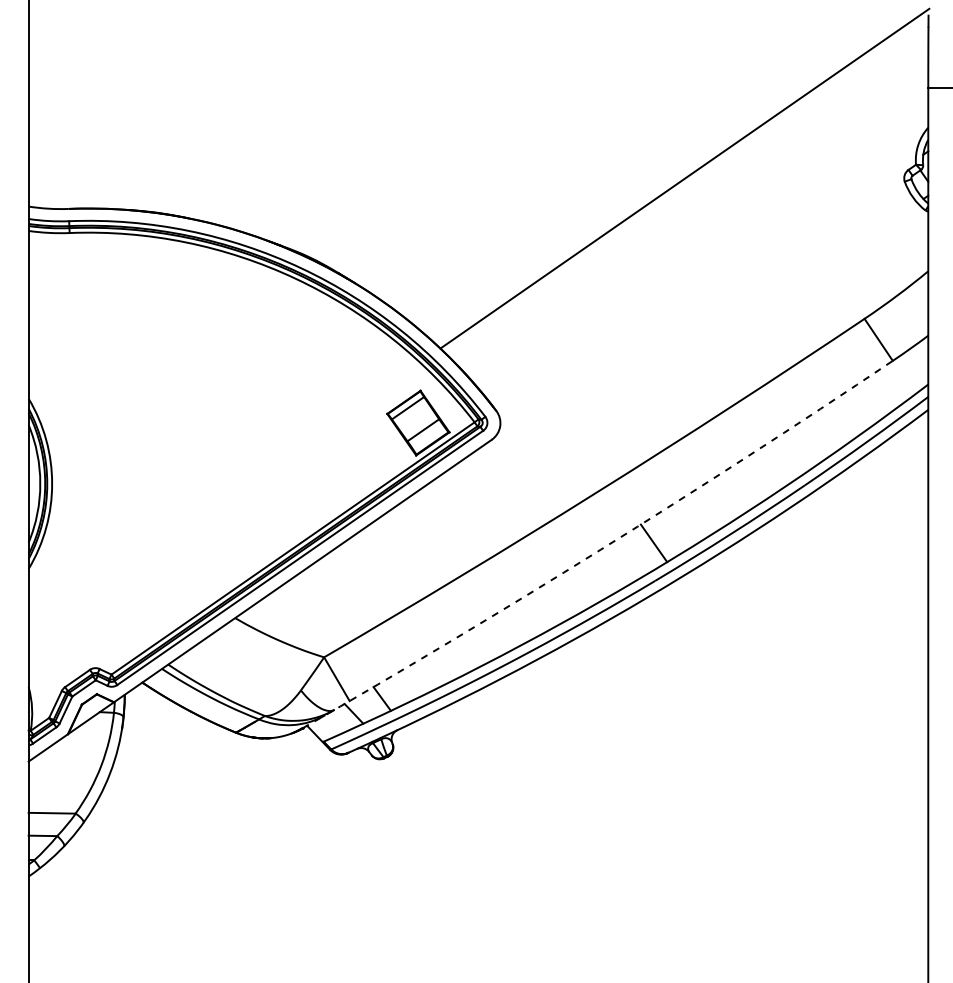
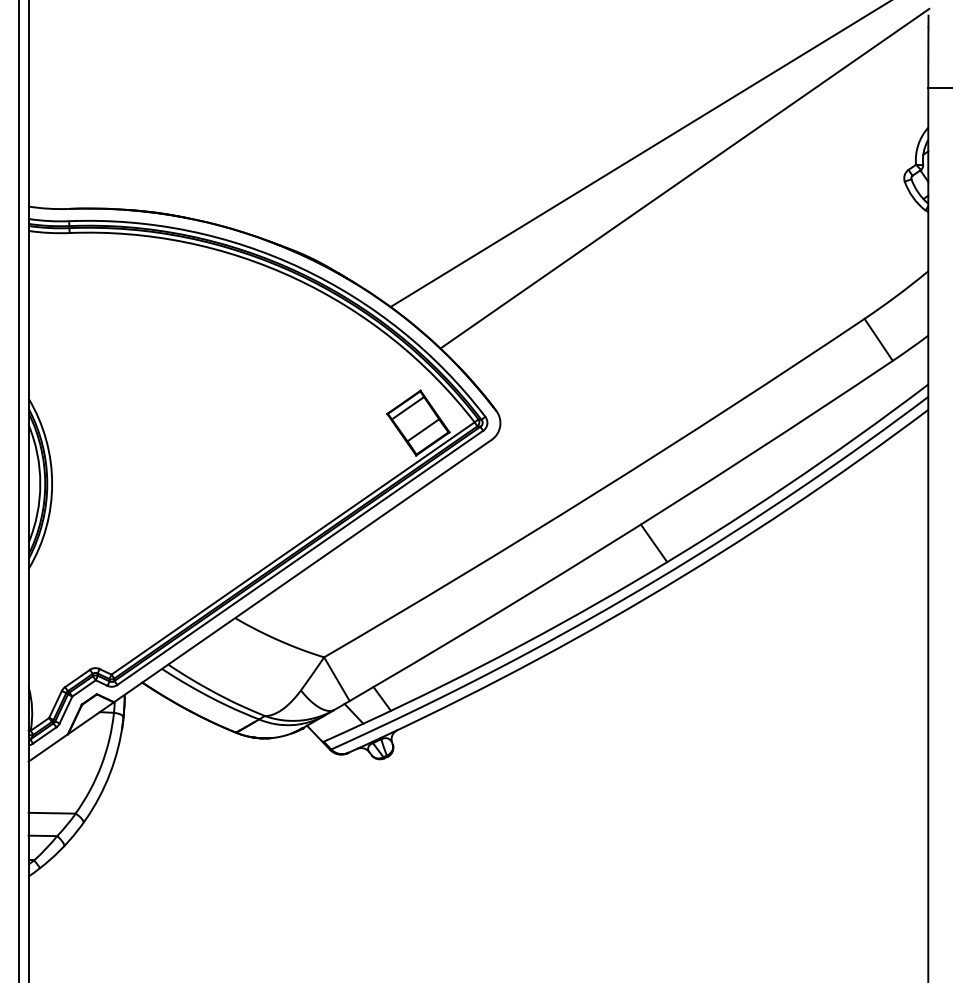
line: none -> present (639, 154)
line: none -> present (18, 490)
arc: dashed -> solid (600, 549)
